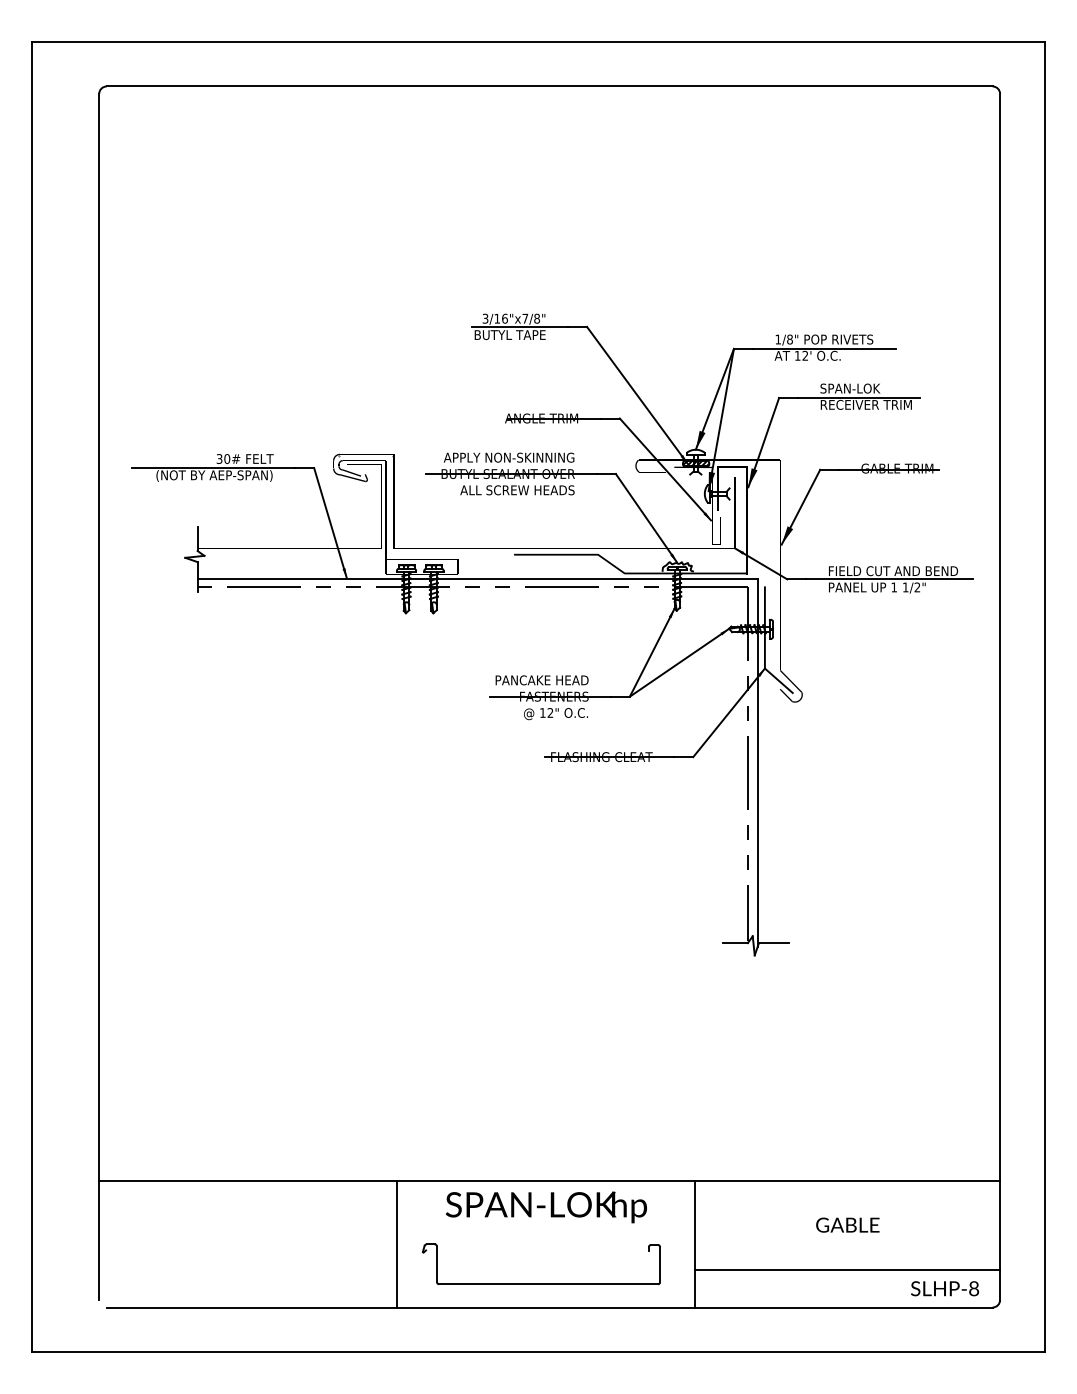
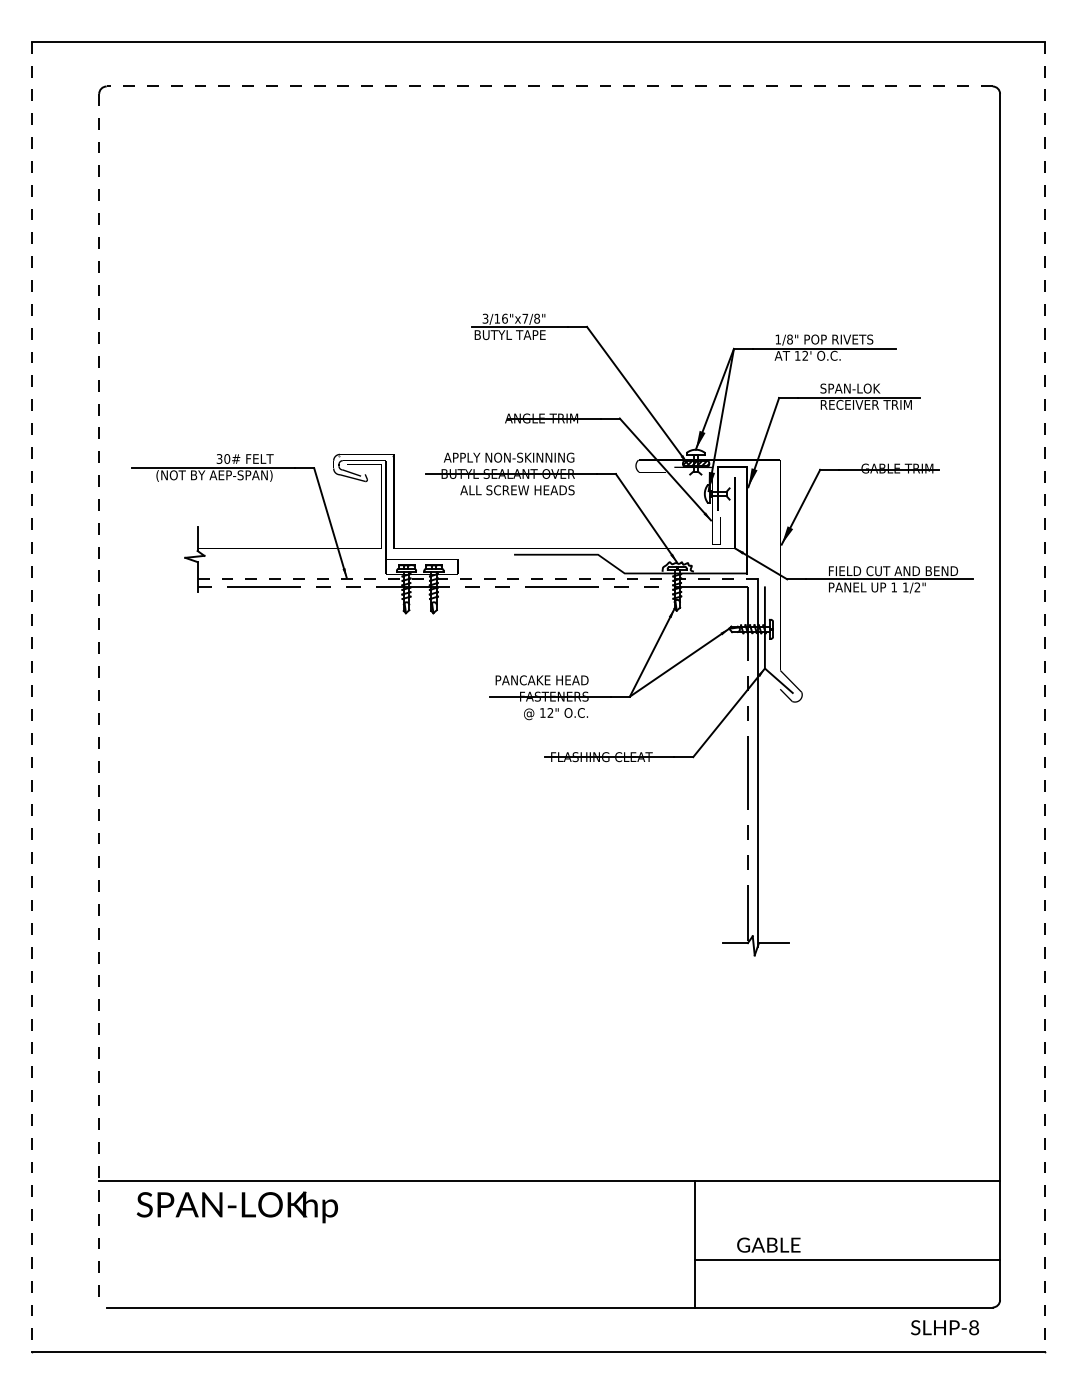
line: solid -> dashed (549, 86)
line: solid -> dashed (477, 578)
line: solid -> dashed (32, 697)
line: solid -> dashed (99, 697)
line: solid -> dashed (1044, 697)
text position: (545, 1207) -> (236, 1207) (236, 1207)
text position: (847, 1224) -> (768, 1244) (768, 1244)
line: present -> none (397, 1243)
line position: (847, 1270) -> (847, 1260) (847, 1260)
part: present -> none (541, 1283)
text position: (945, 1288) -> (945, 1327) (945, 1327)
